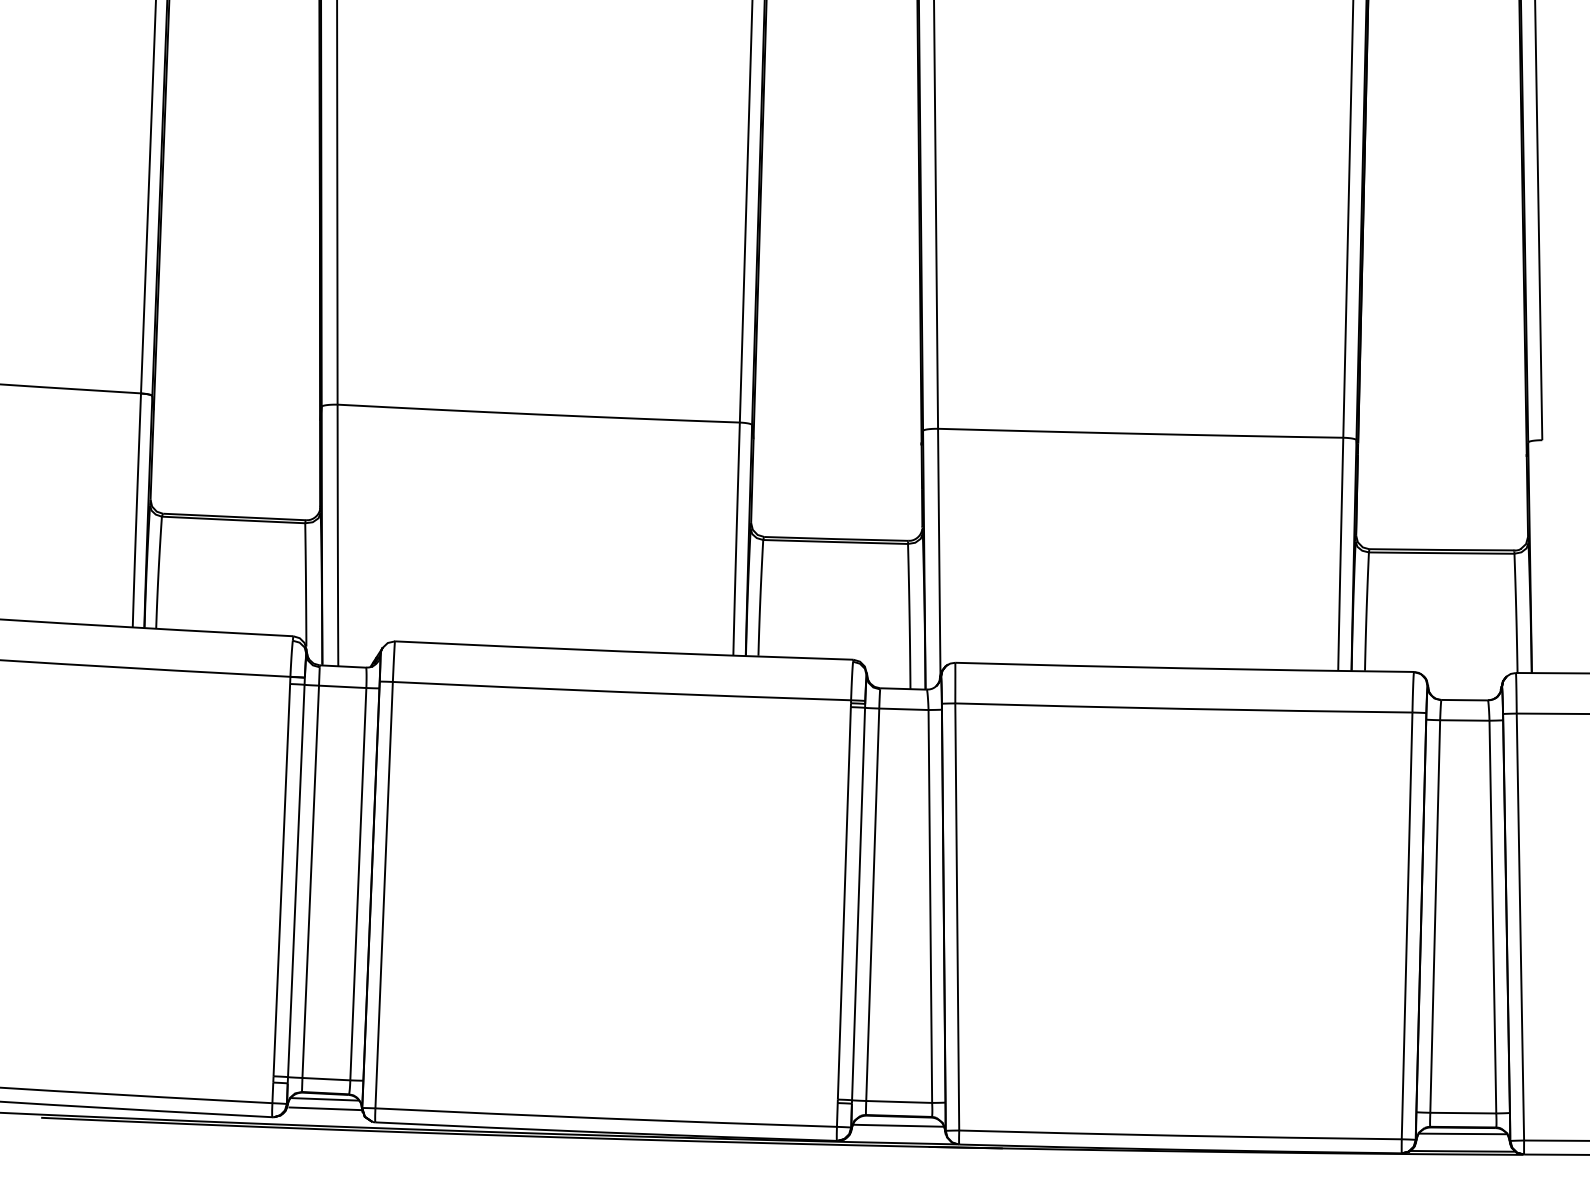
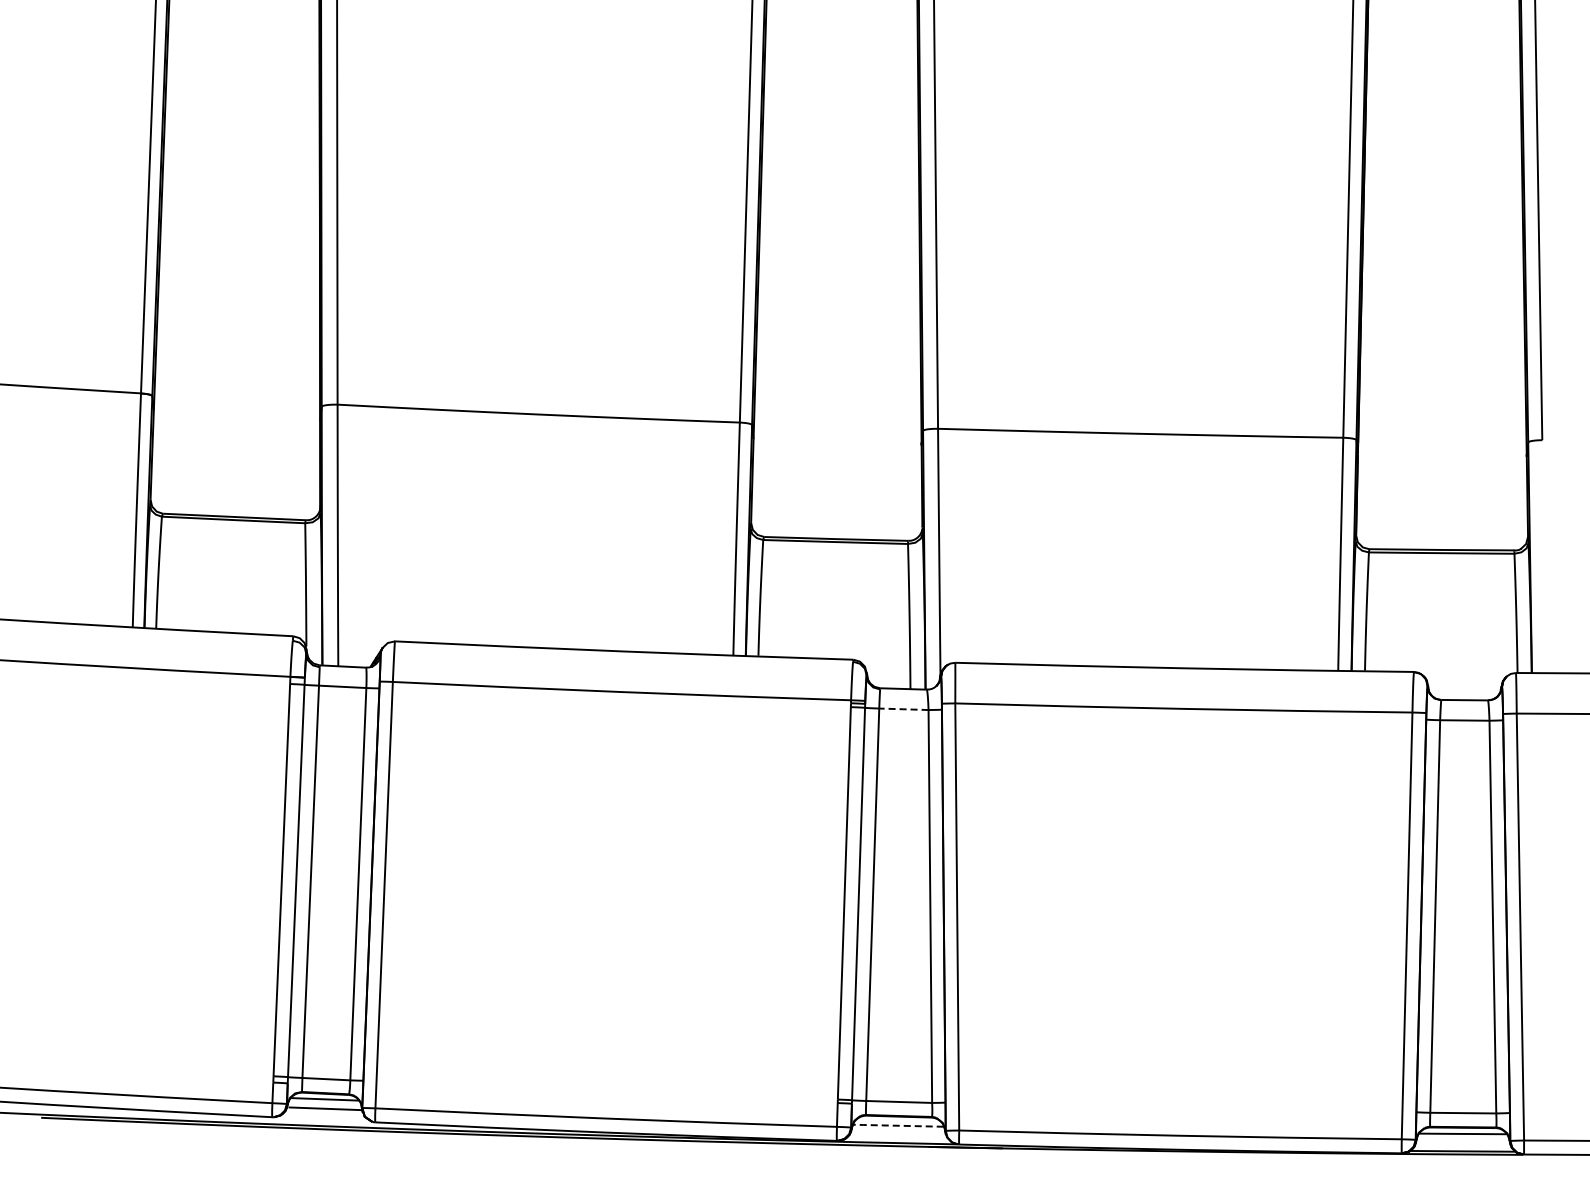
line: solid -> dashed (903, 709)
line: solid -> dashed (896, 1125)
